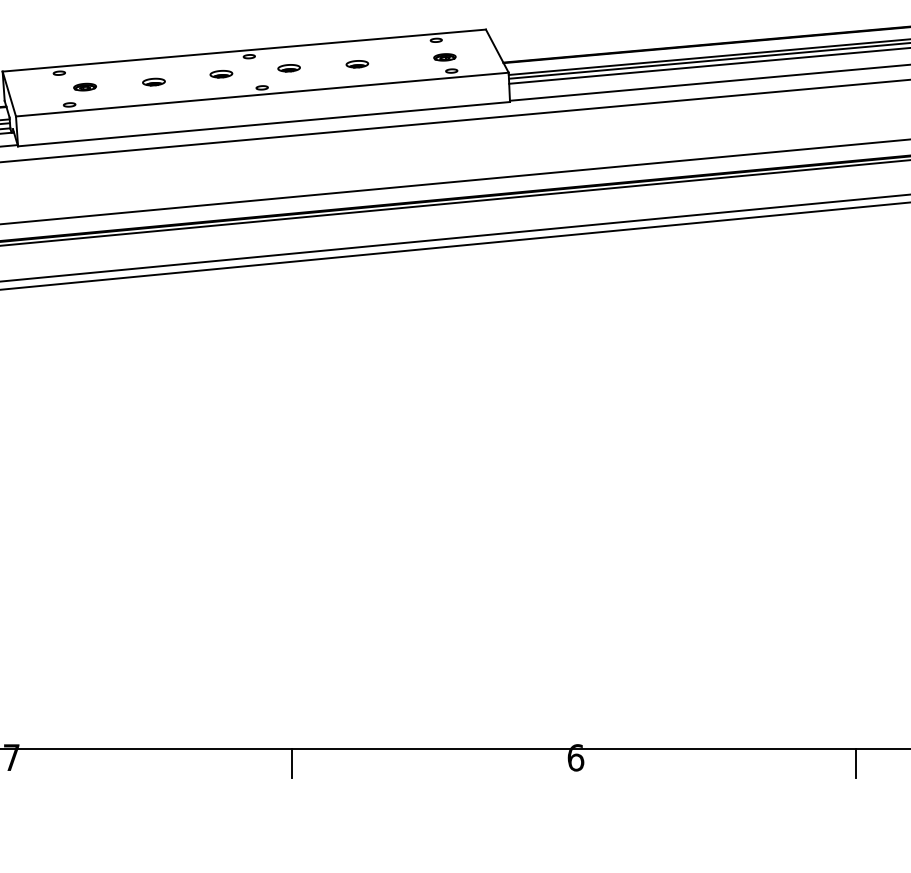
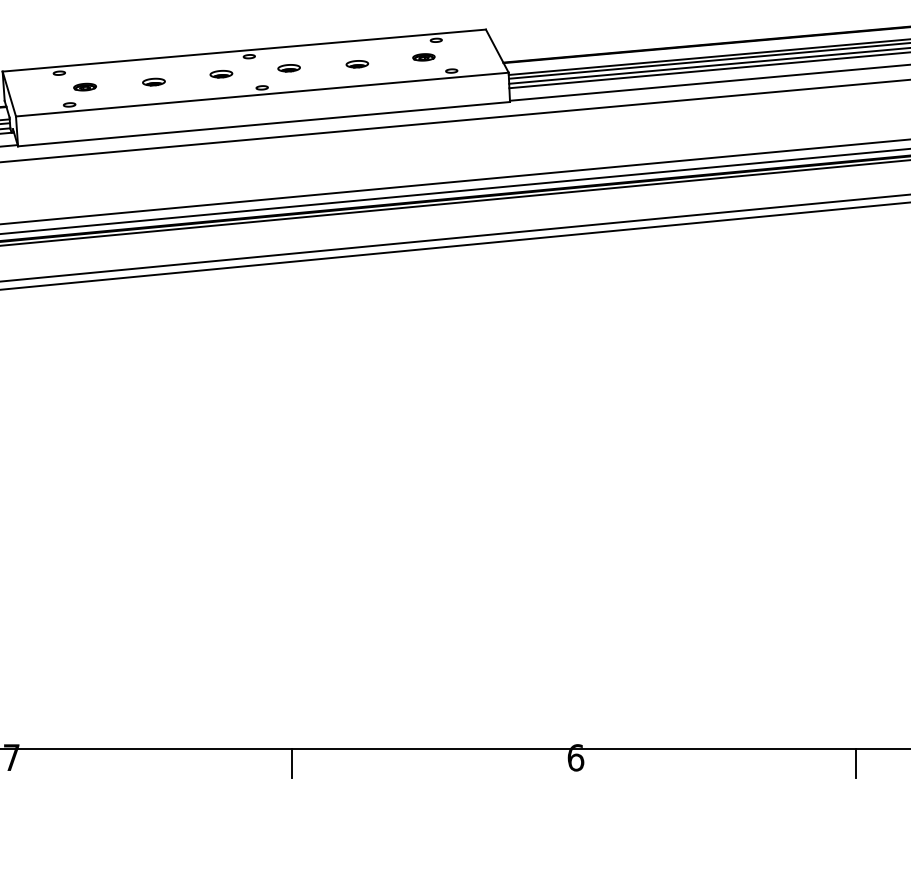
part position: (444, 57) -> (423, 57) (423, 57)
line: none -> present (708, 70)
line: none -> present (454, 191)
